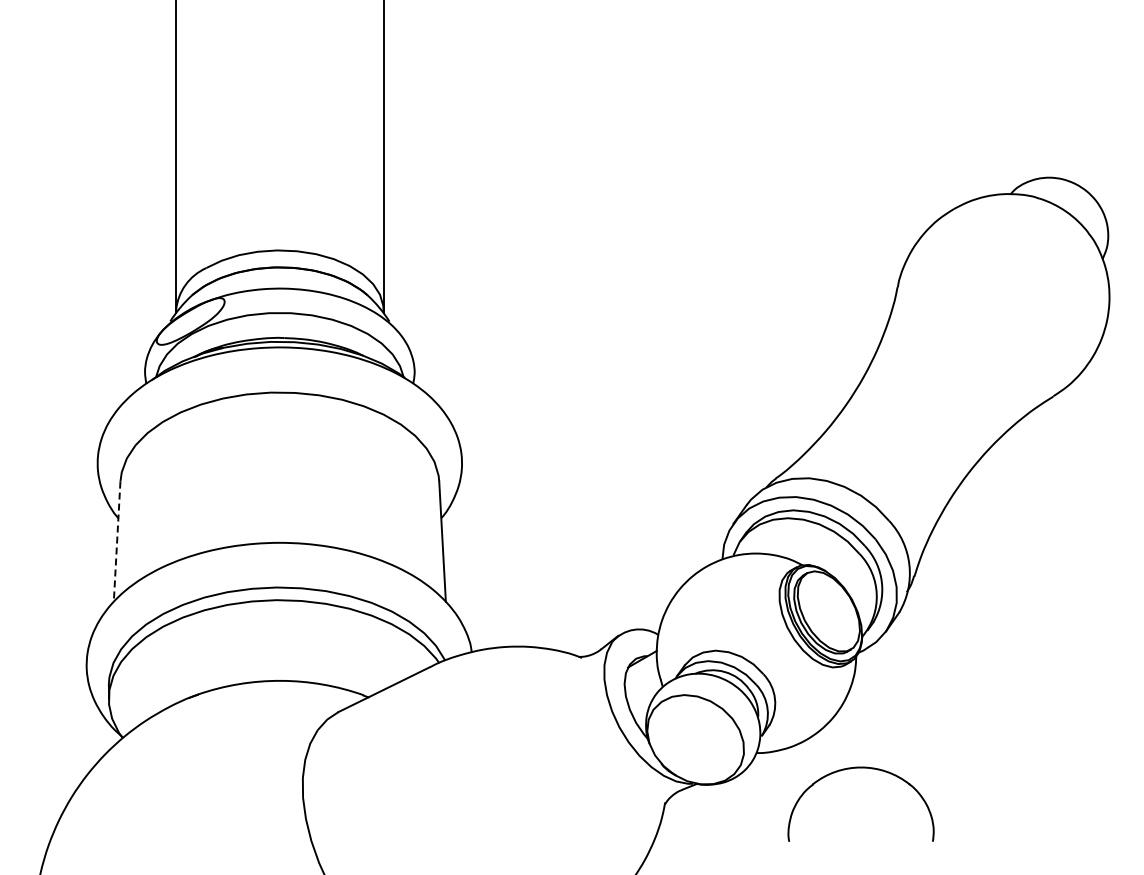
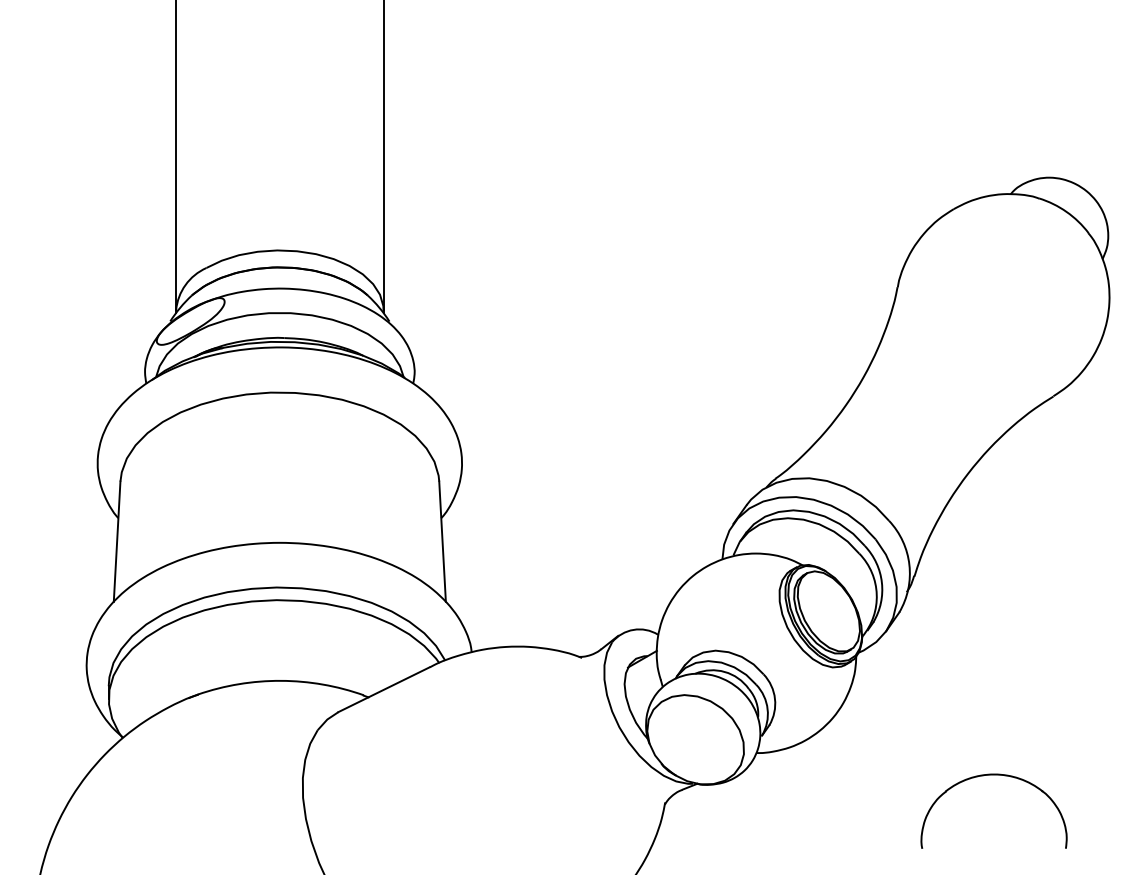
line: dashed -> solid (117, 542)
part position: (860, 768) -> (993, 775) (993, 775)
